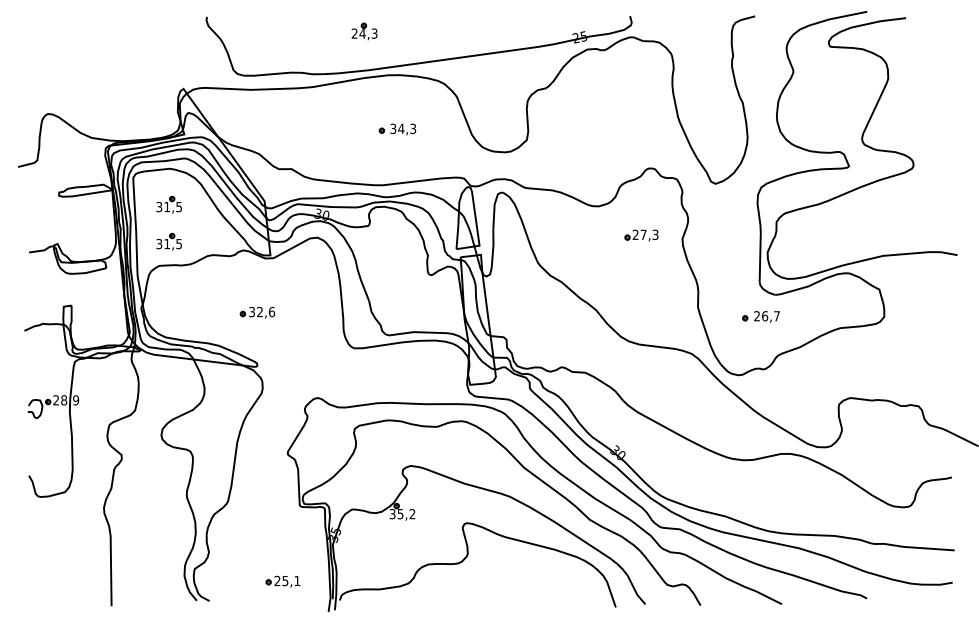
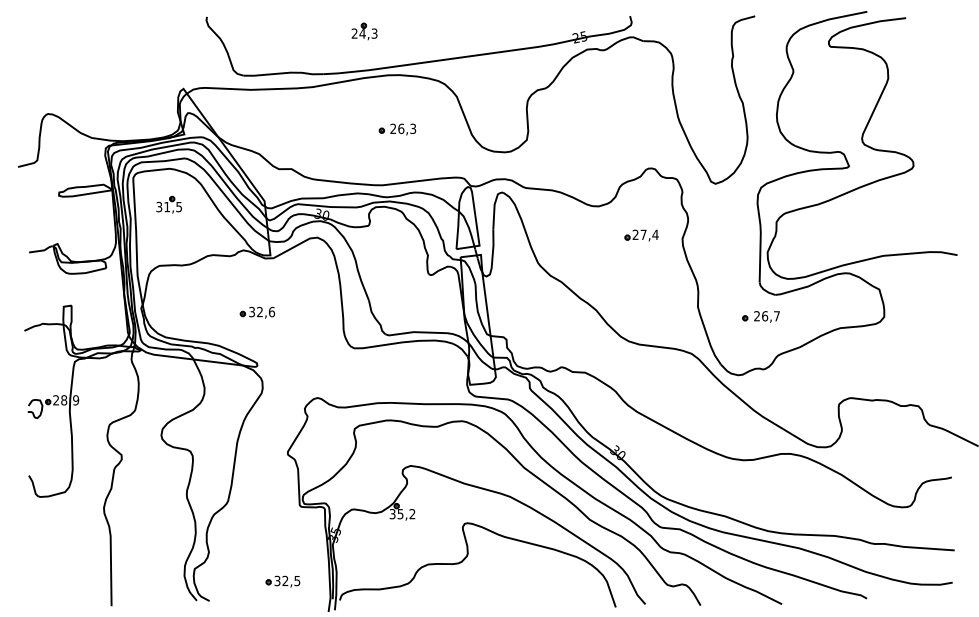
text: 34,3 -> 26,3 (397, 128)
text: 27,3 -> 27,4 (655, 234)
part: present -> none (168, 241)
text: 25,1 -> 32,5 (287, 580)
